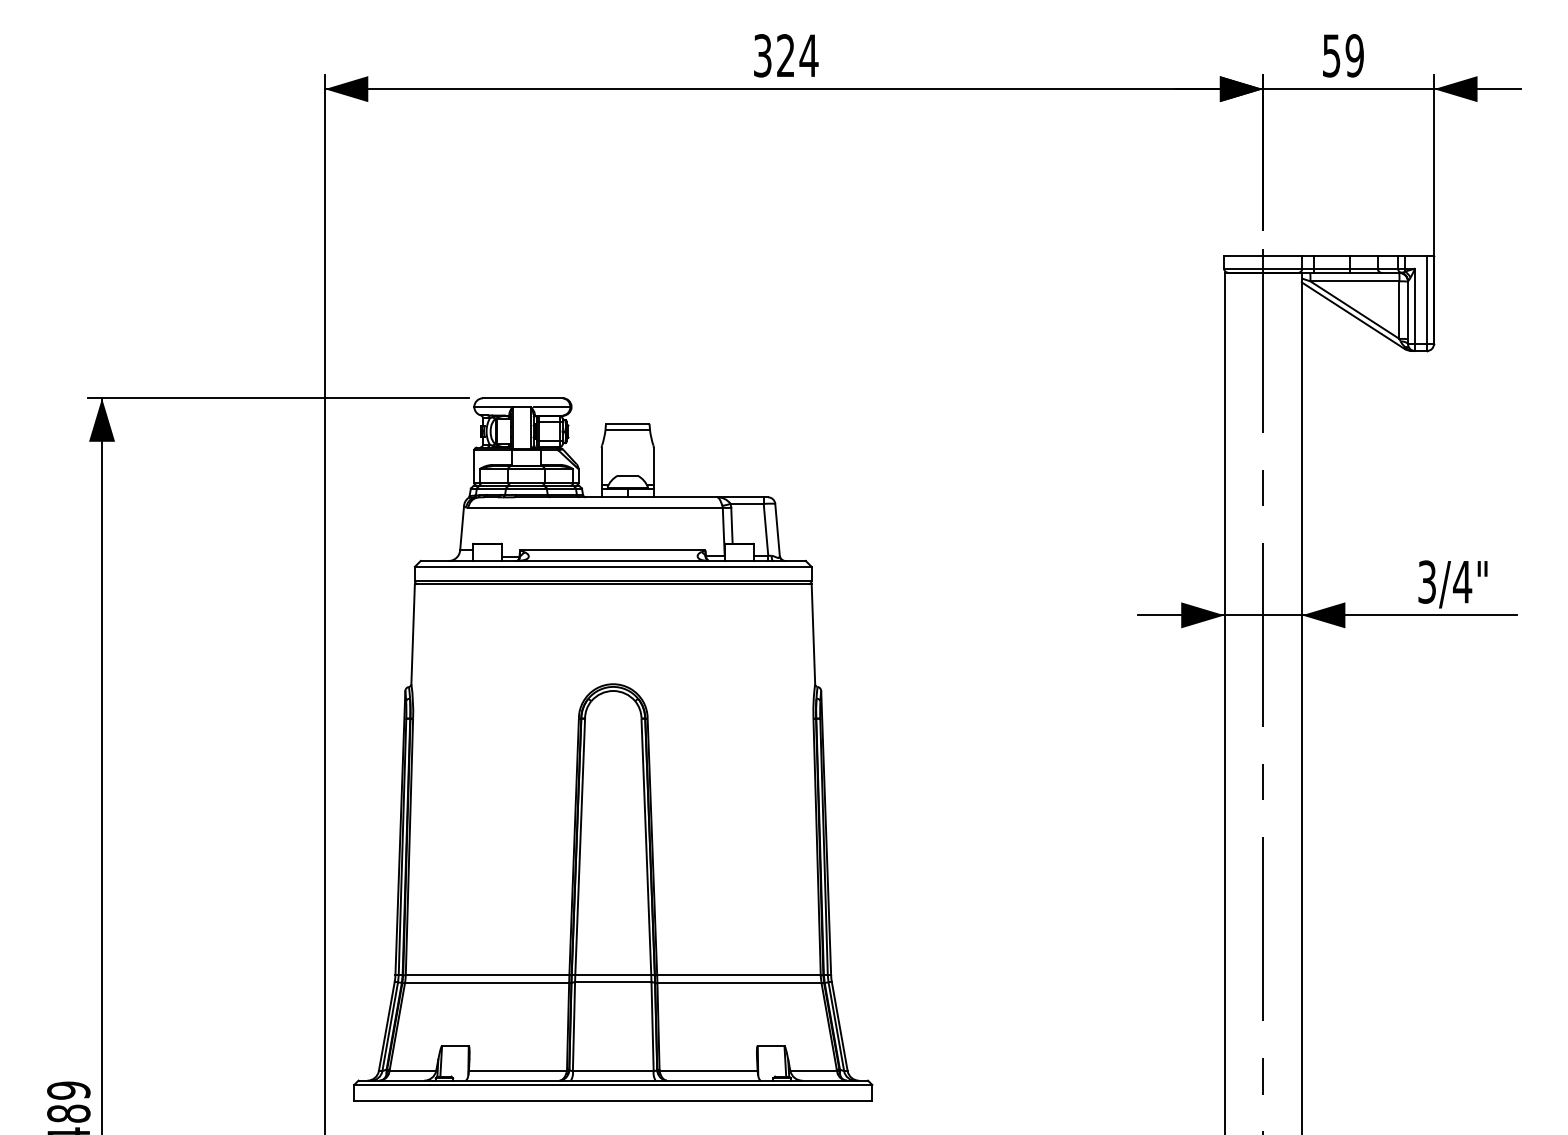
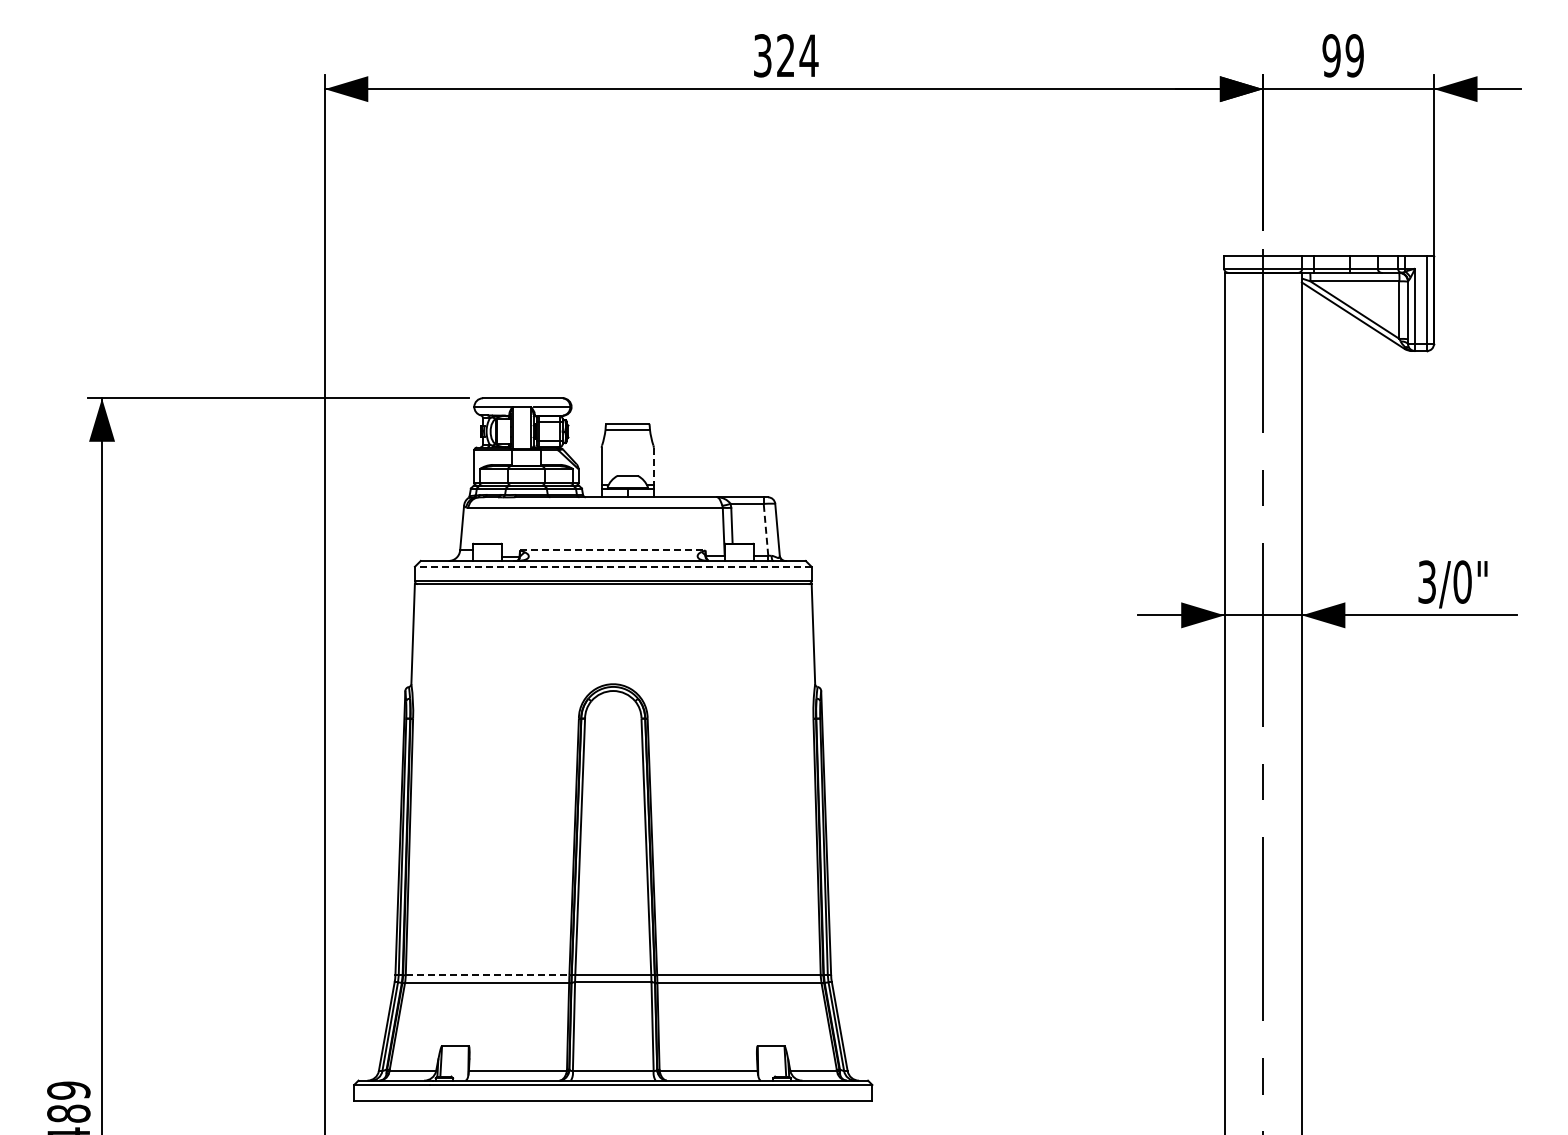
text: 59 -> 99 (1331, 55)
line: solid -> dashed (653, 466)
line: solid -> dashed (765, 529)
line: solid -> dashed (612, 550)
line: solid -> dashed (612, 566)
text: 3/4" -> 3/0" (1462, 581)
line: solid -> dashed (487, 975)
